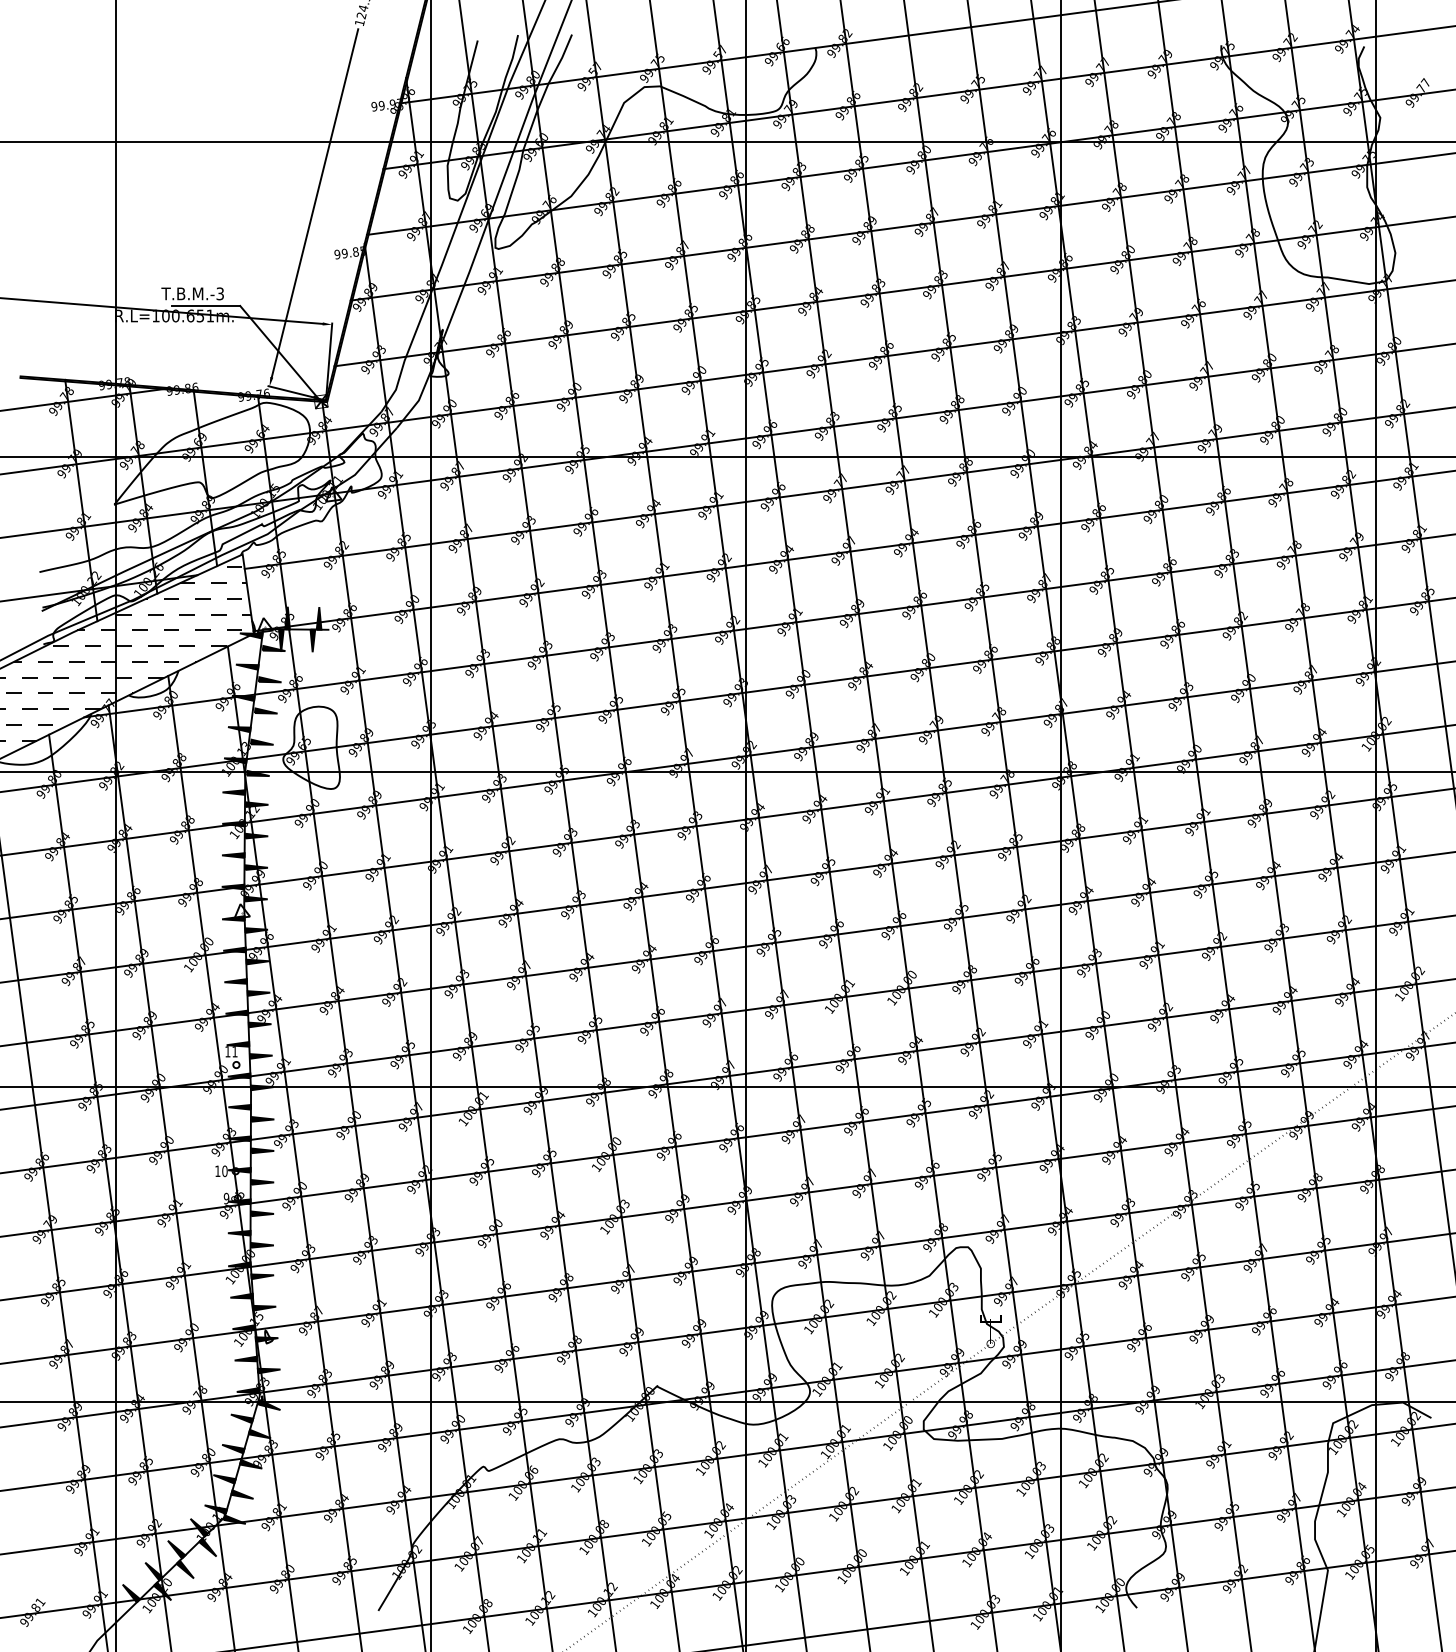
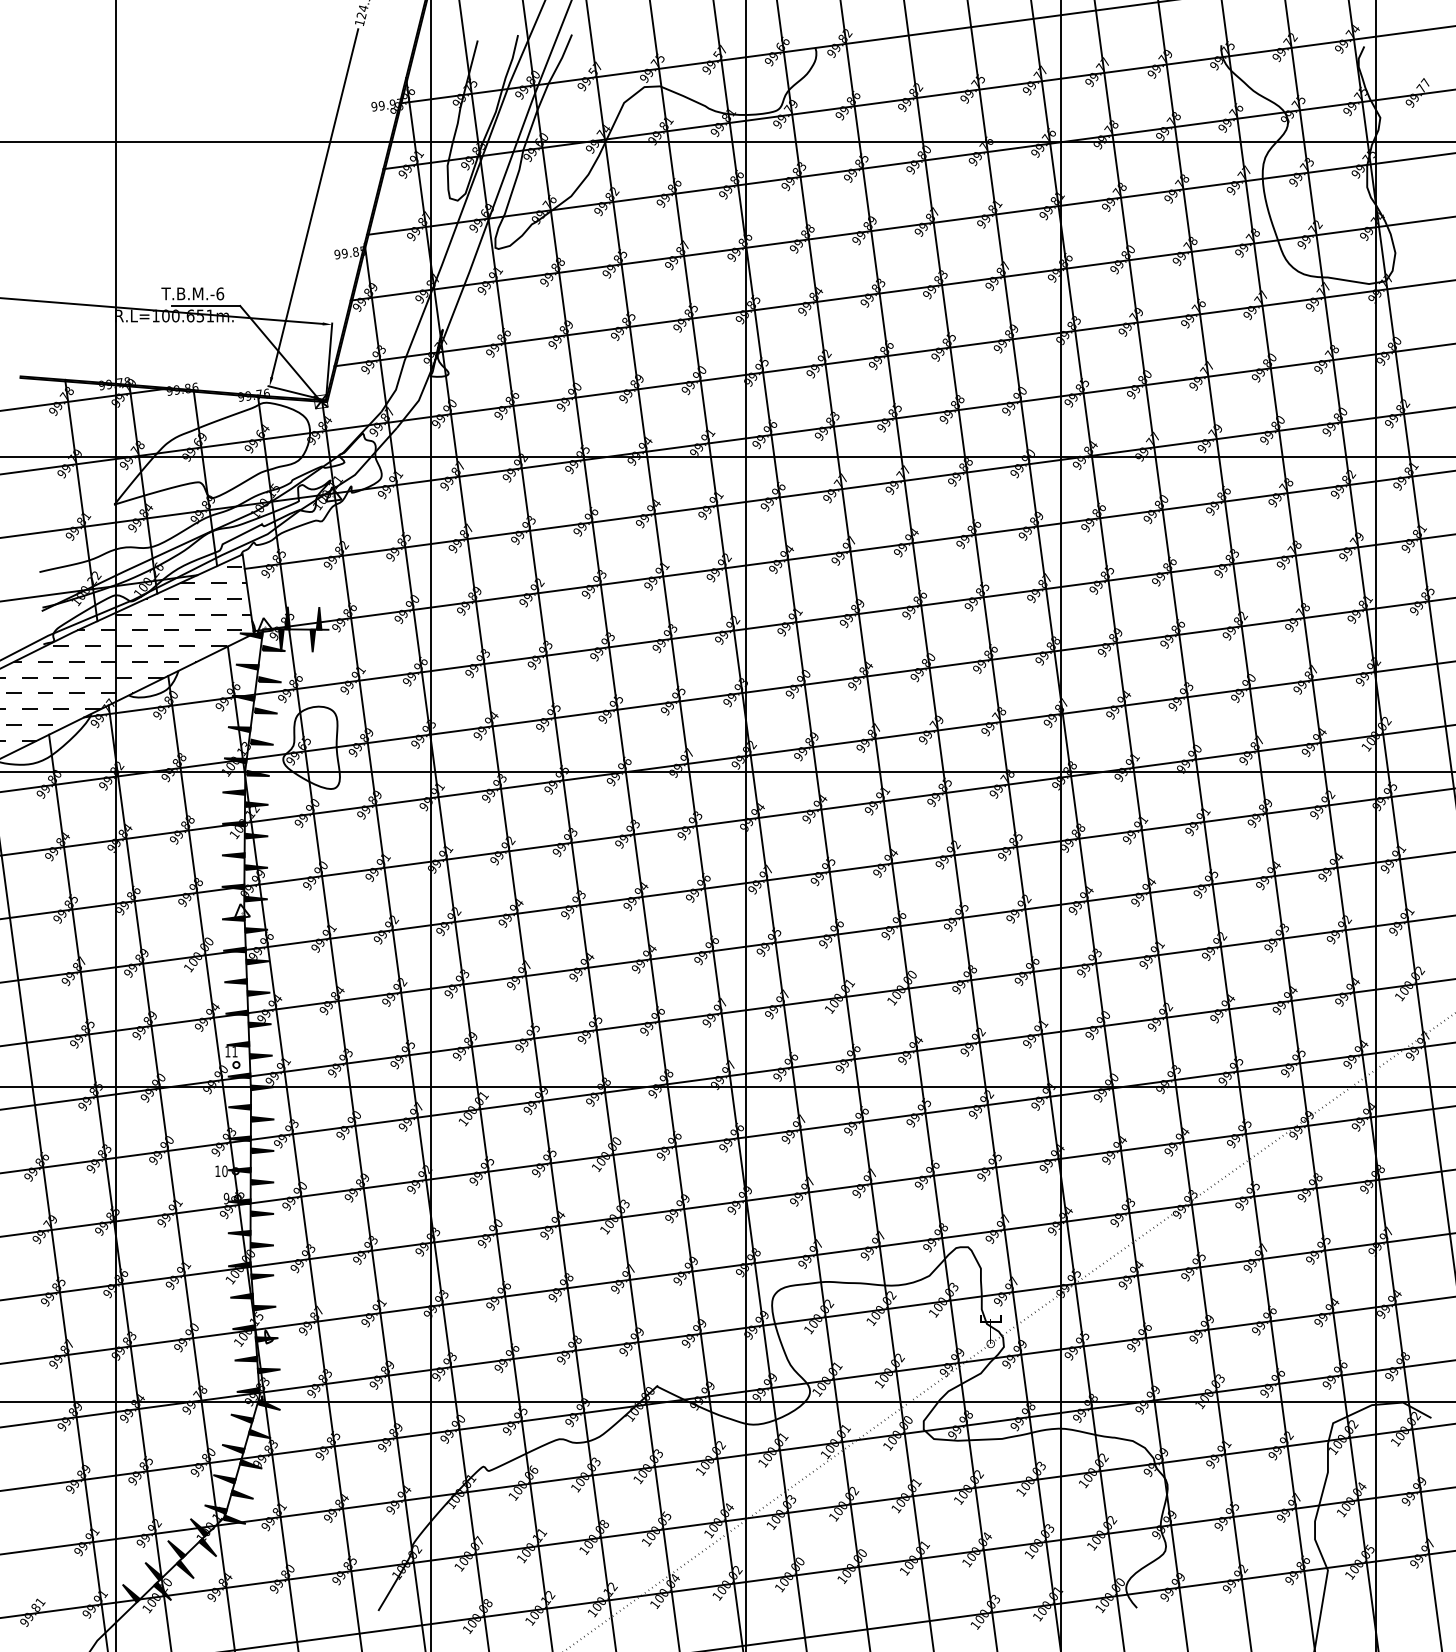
text: T.B.M.-3 -> T.B.M.-6 (220, 293)
